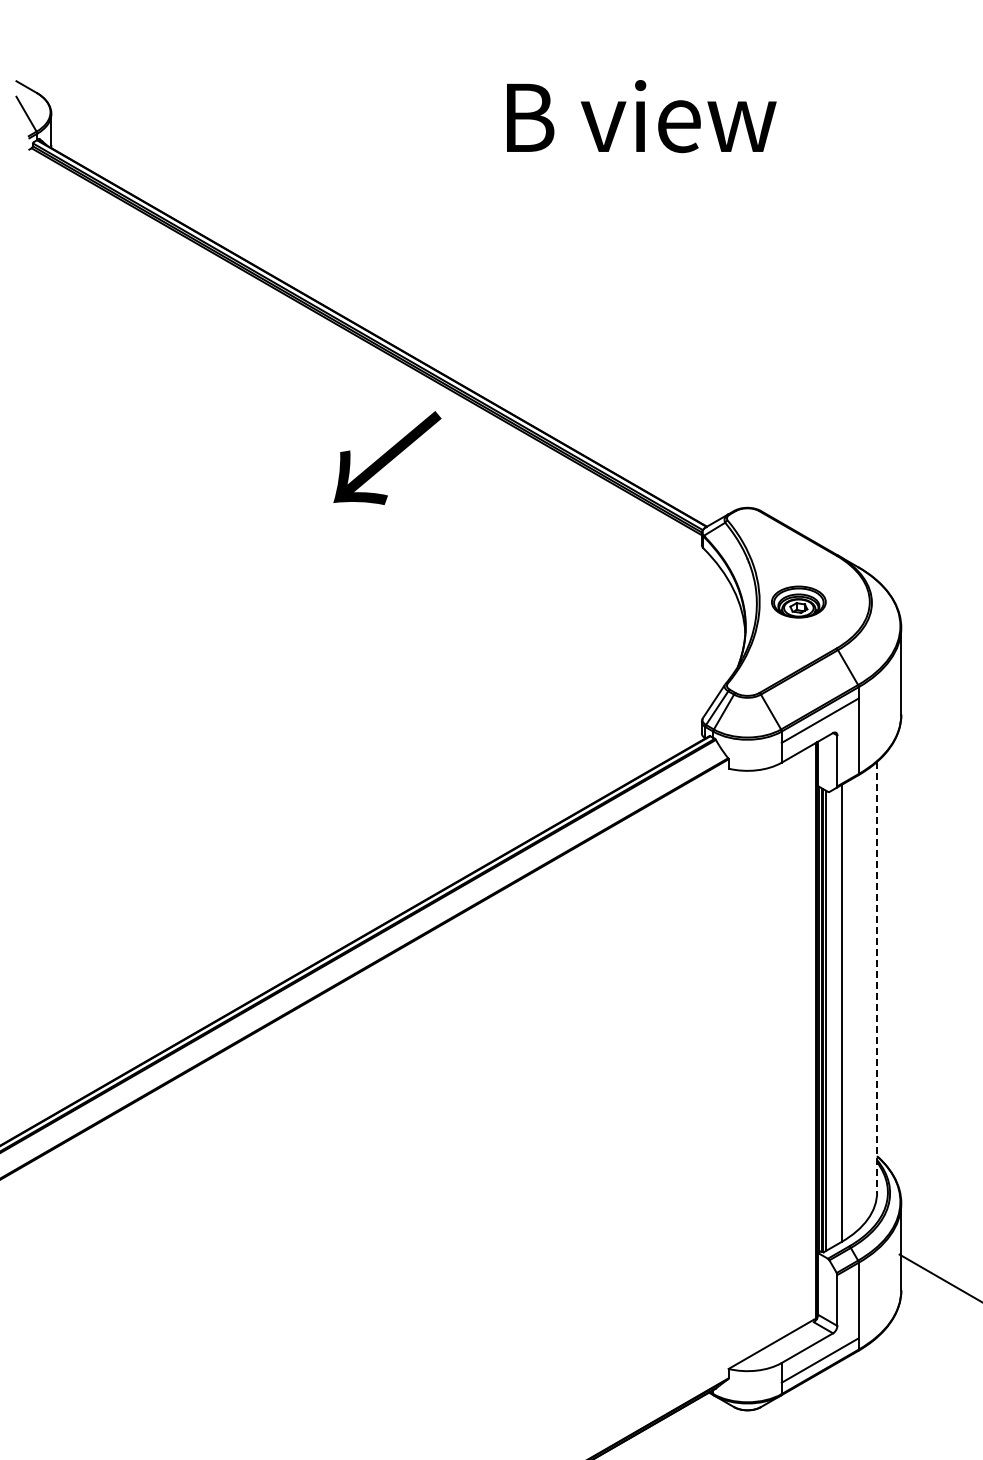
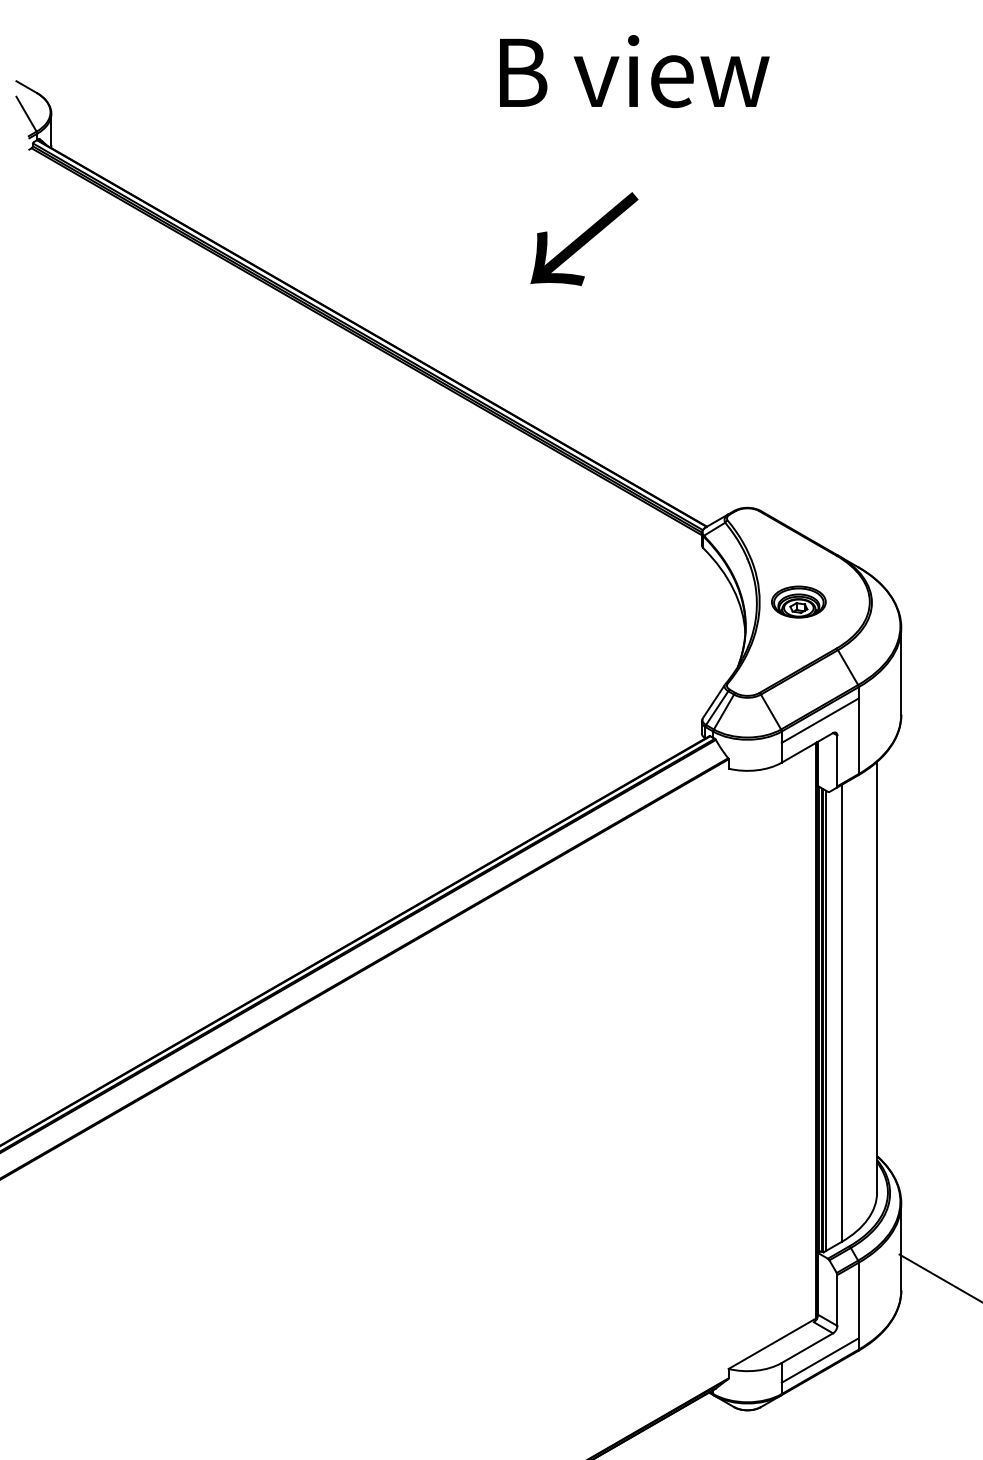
text position: (641, 116) -> (634, 71) (634, 71)
text position: (387, 457) -> (584, 238) (584, 238)
line: dashed -> solid (877, 977)
